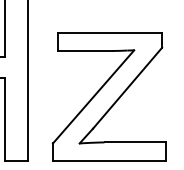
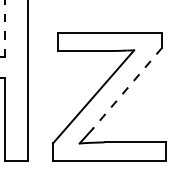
line: solid -> dashed (5, 28)
line: solid -> dashed (127, 88)
